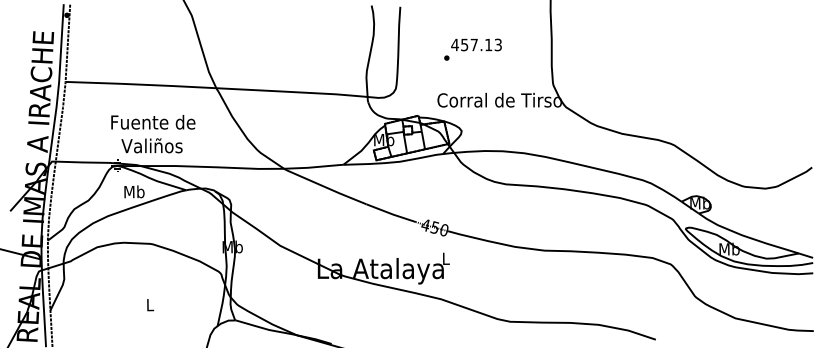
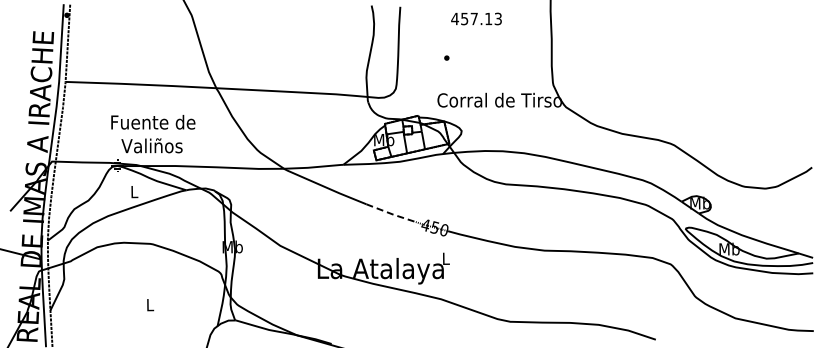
text position: (476, 44) -> (476, 18) (476, 18)
text: Mb -> L (134, 191)
line: solid -> dashed (391, 213)
